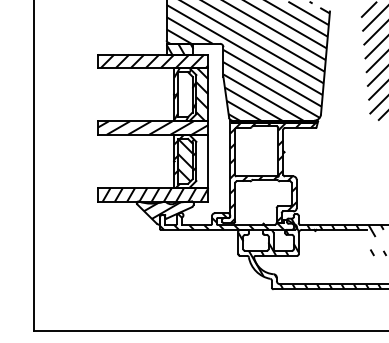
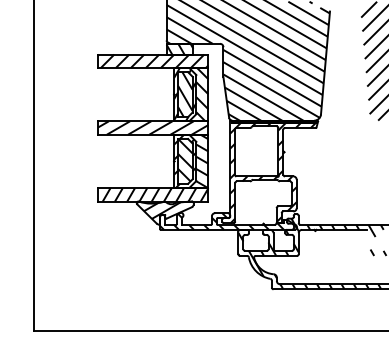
hatch: none -> present (185, 94)
hatch: none -> present (193, 161)
